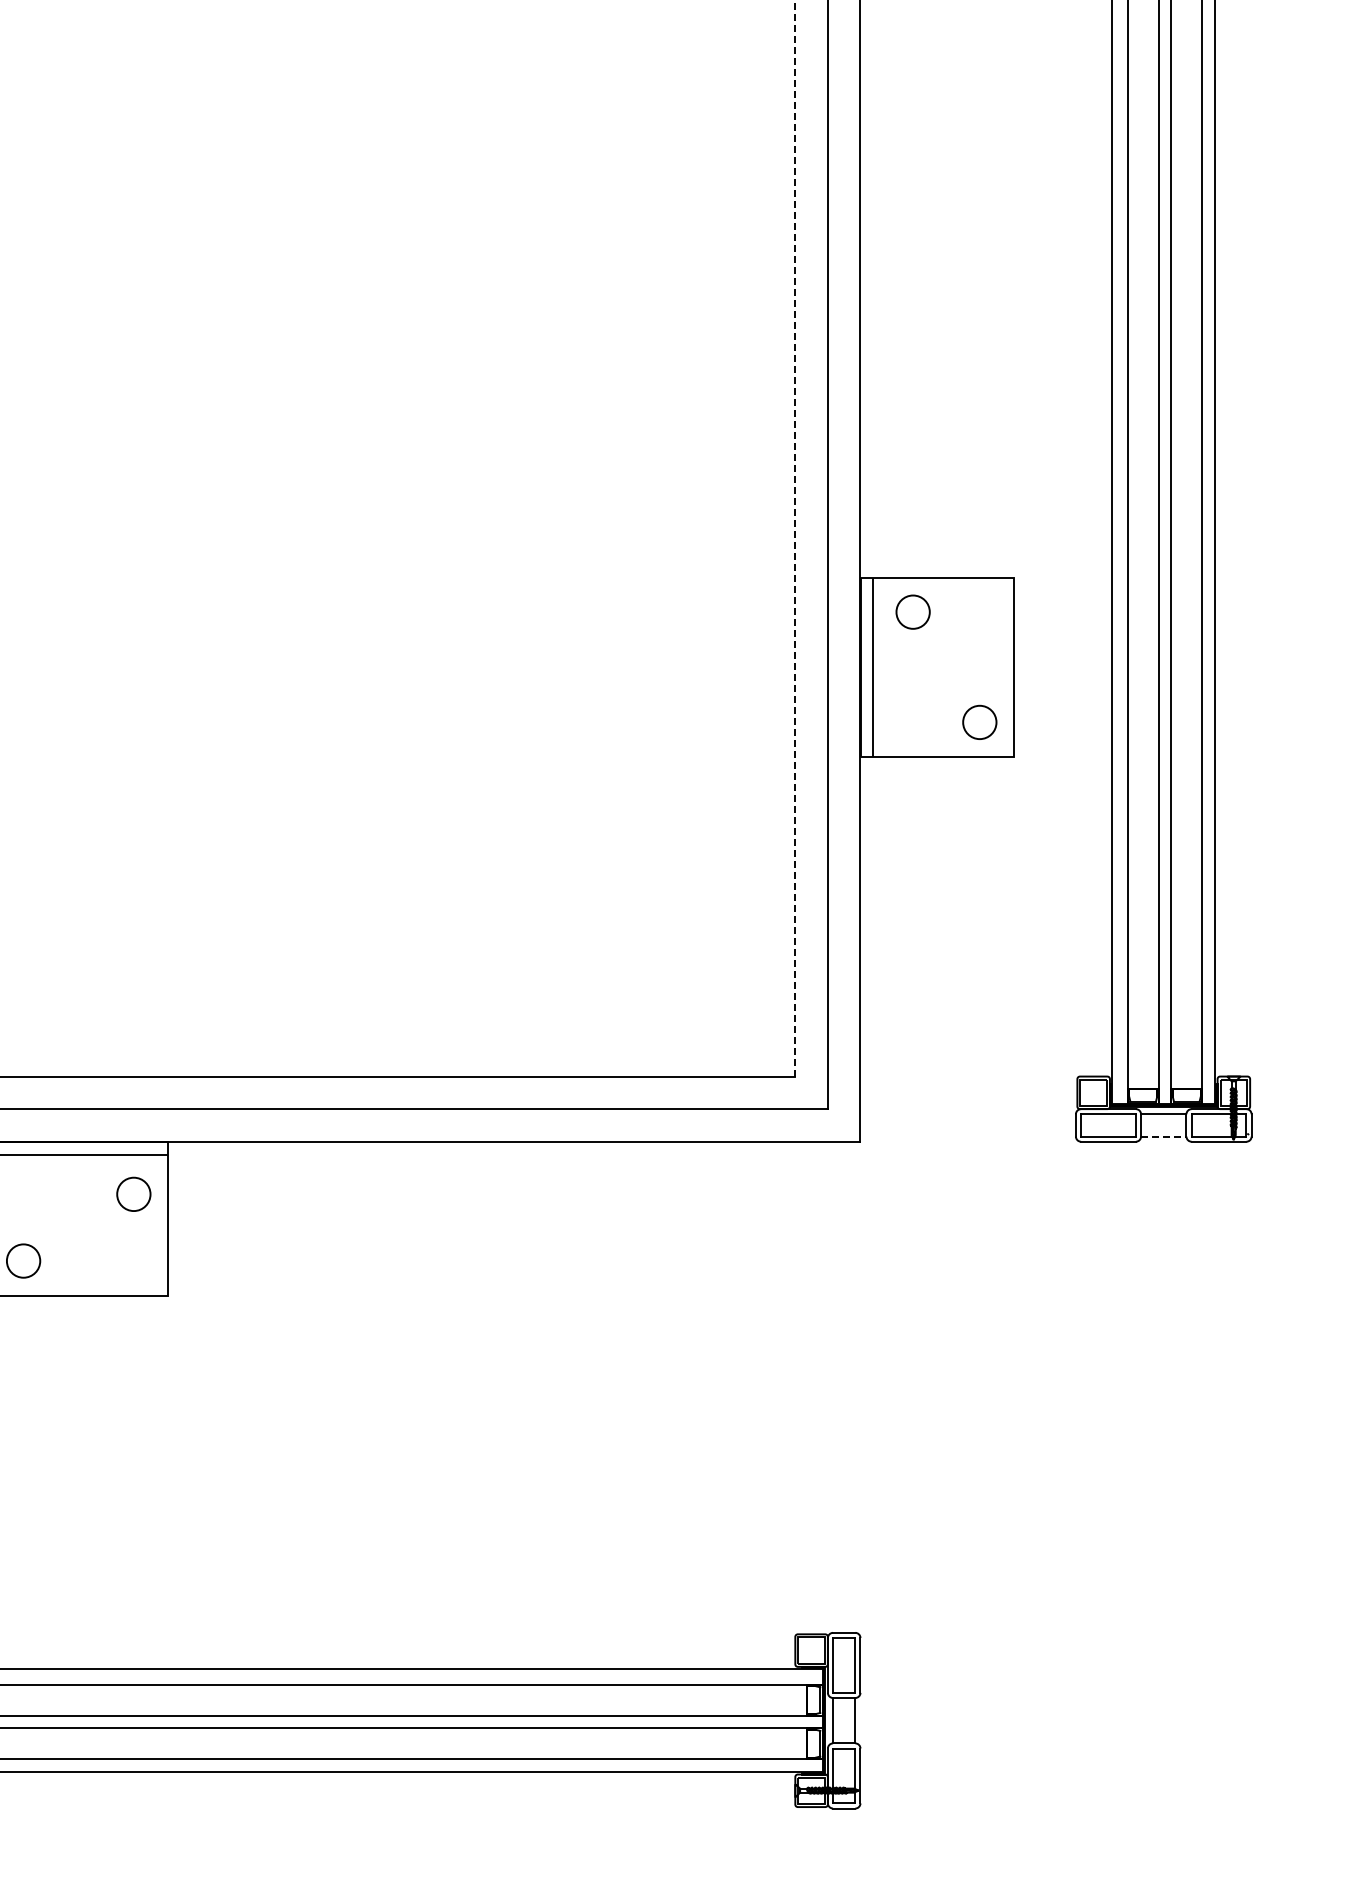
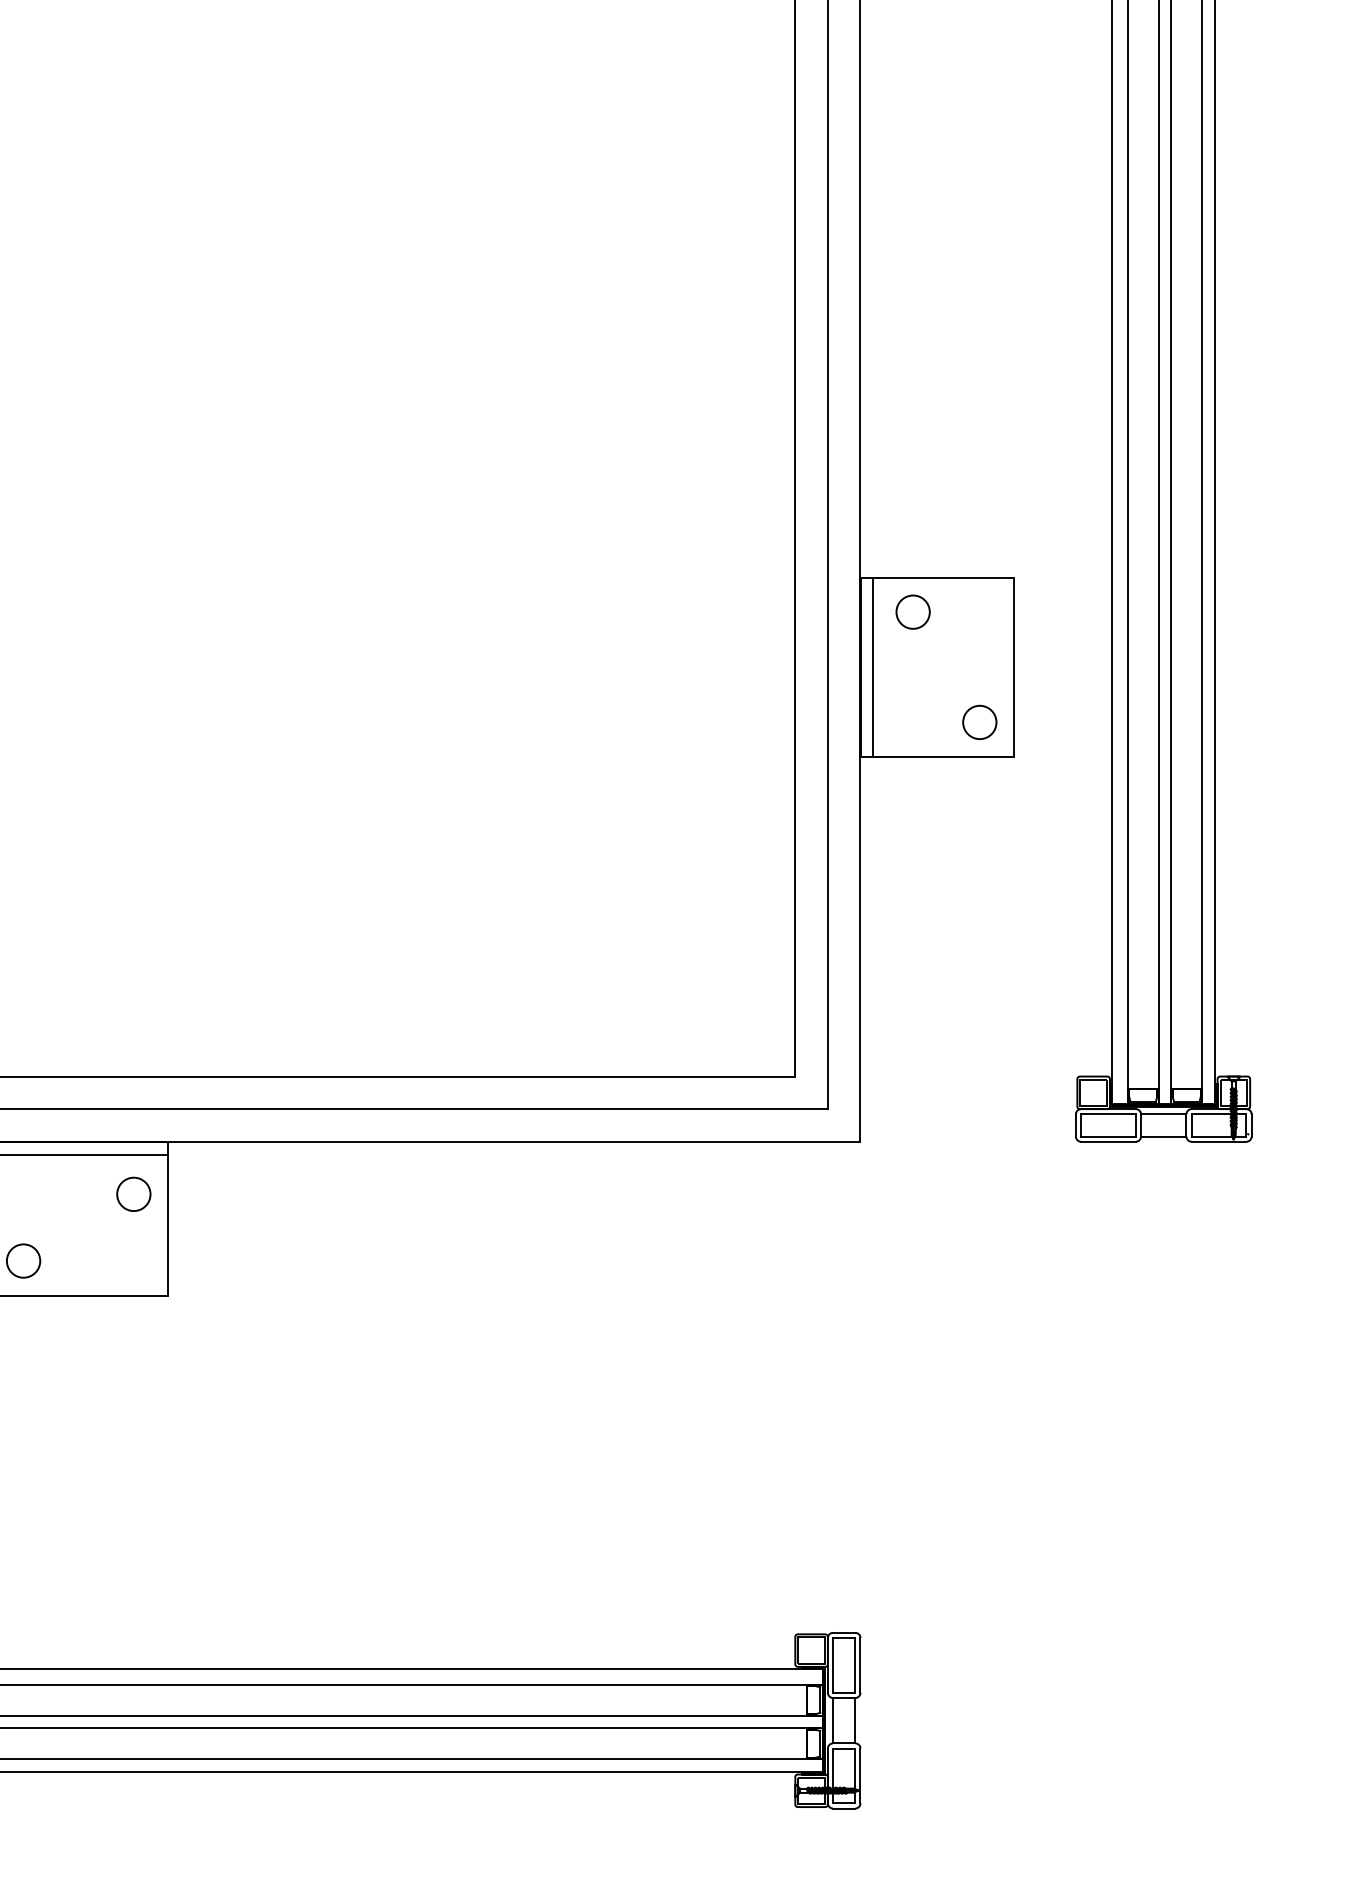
line: dashed -> solid (795, 538)
line: dashed -> solid (1163, 1136)
